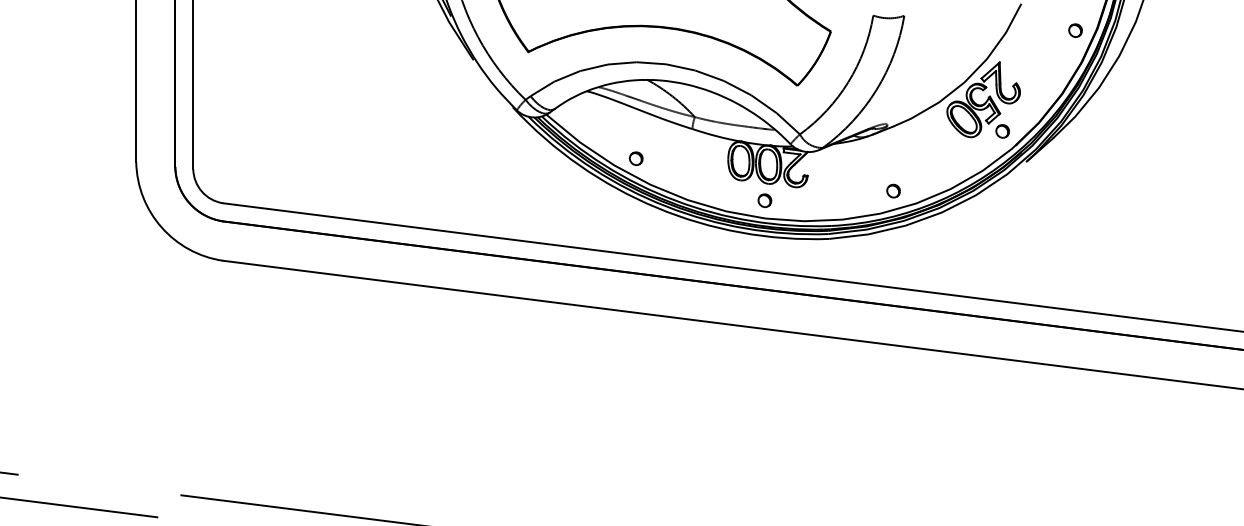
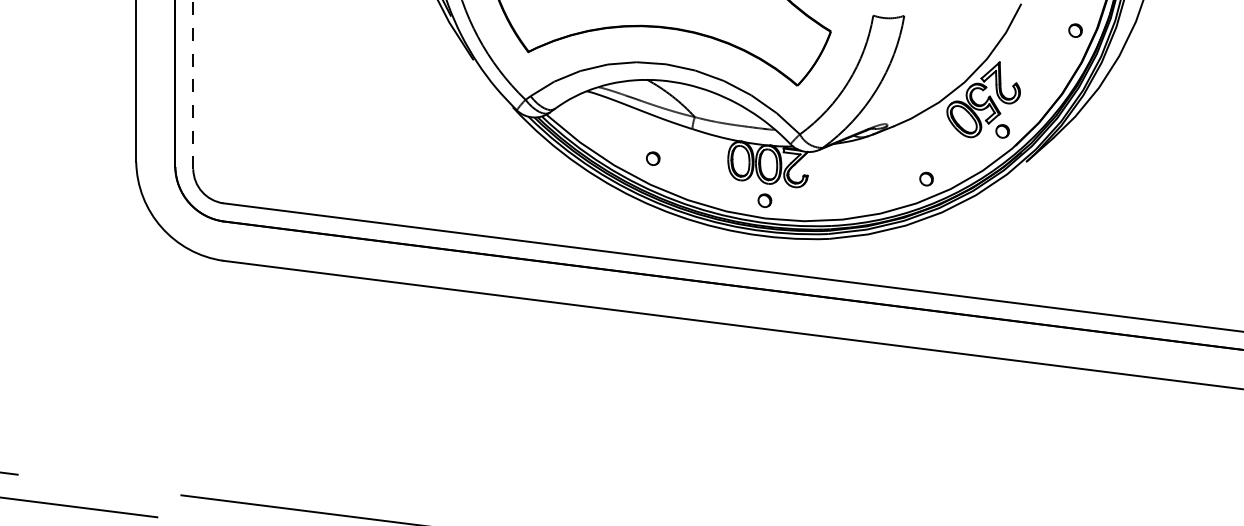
line: solid -> dashed (193, 84)
part position: (635, 158) -> (652, 158) (652, 158)
part position: (893, 190) -> (926, 178) (926, 178)
